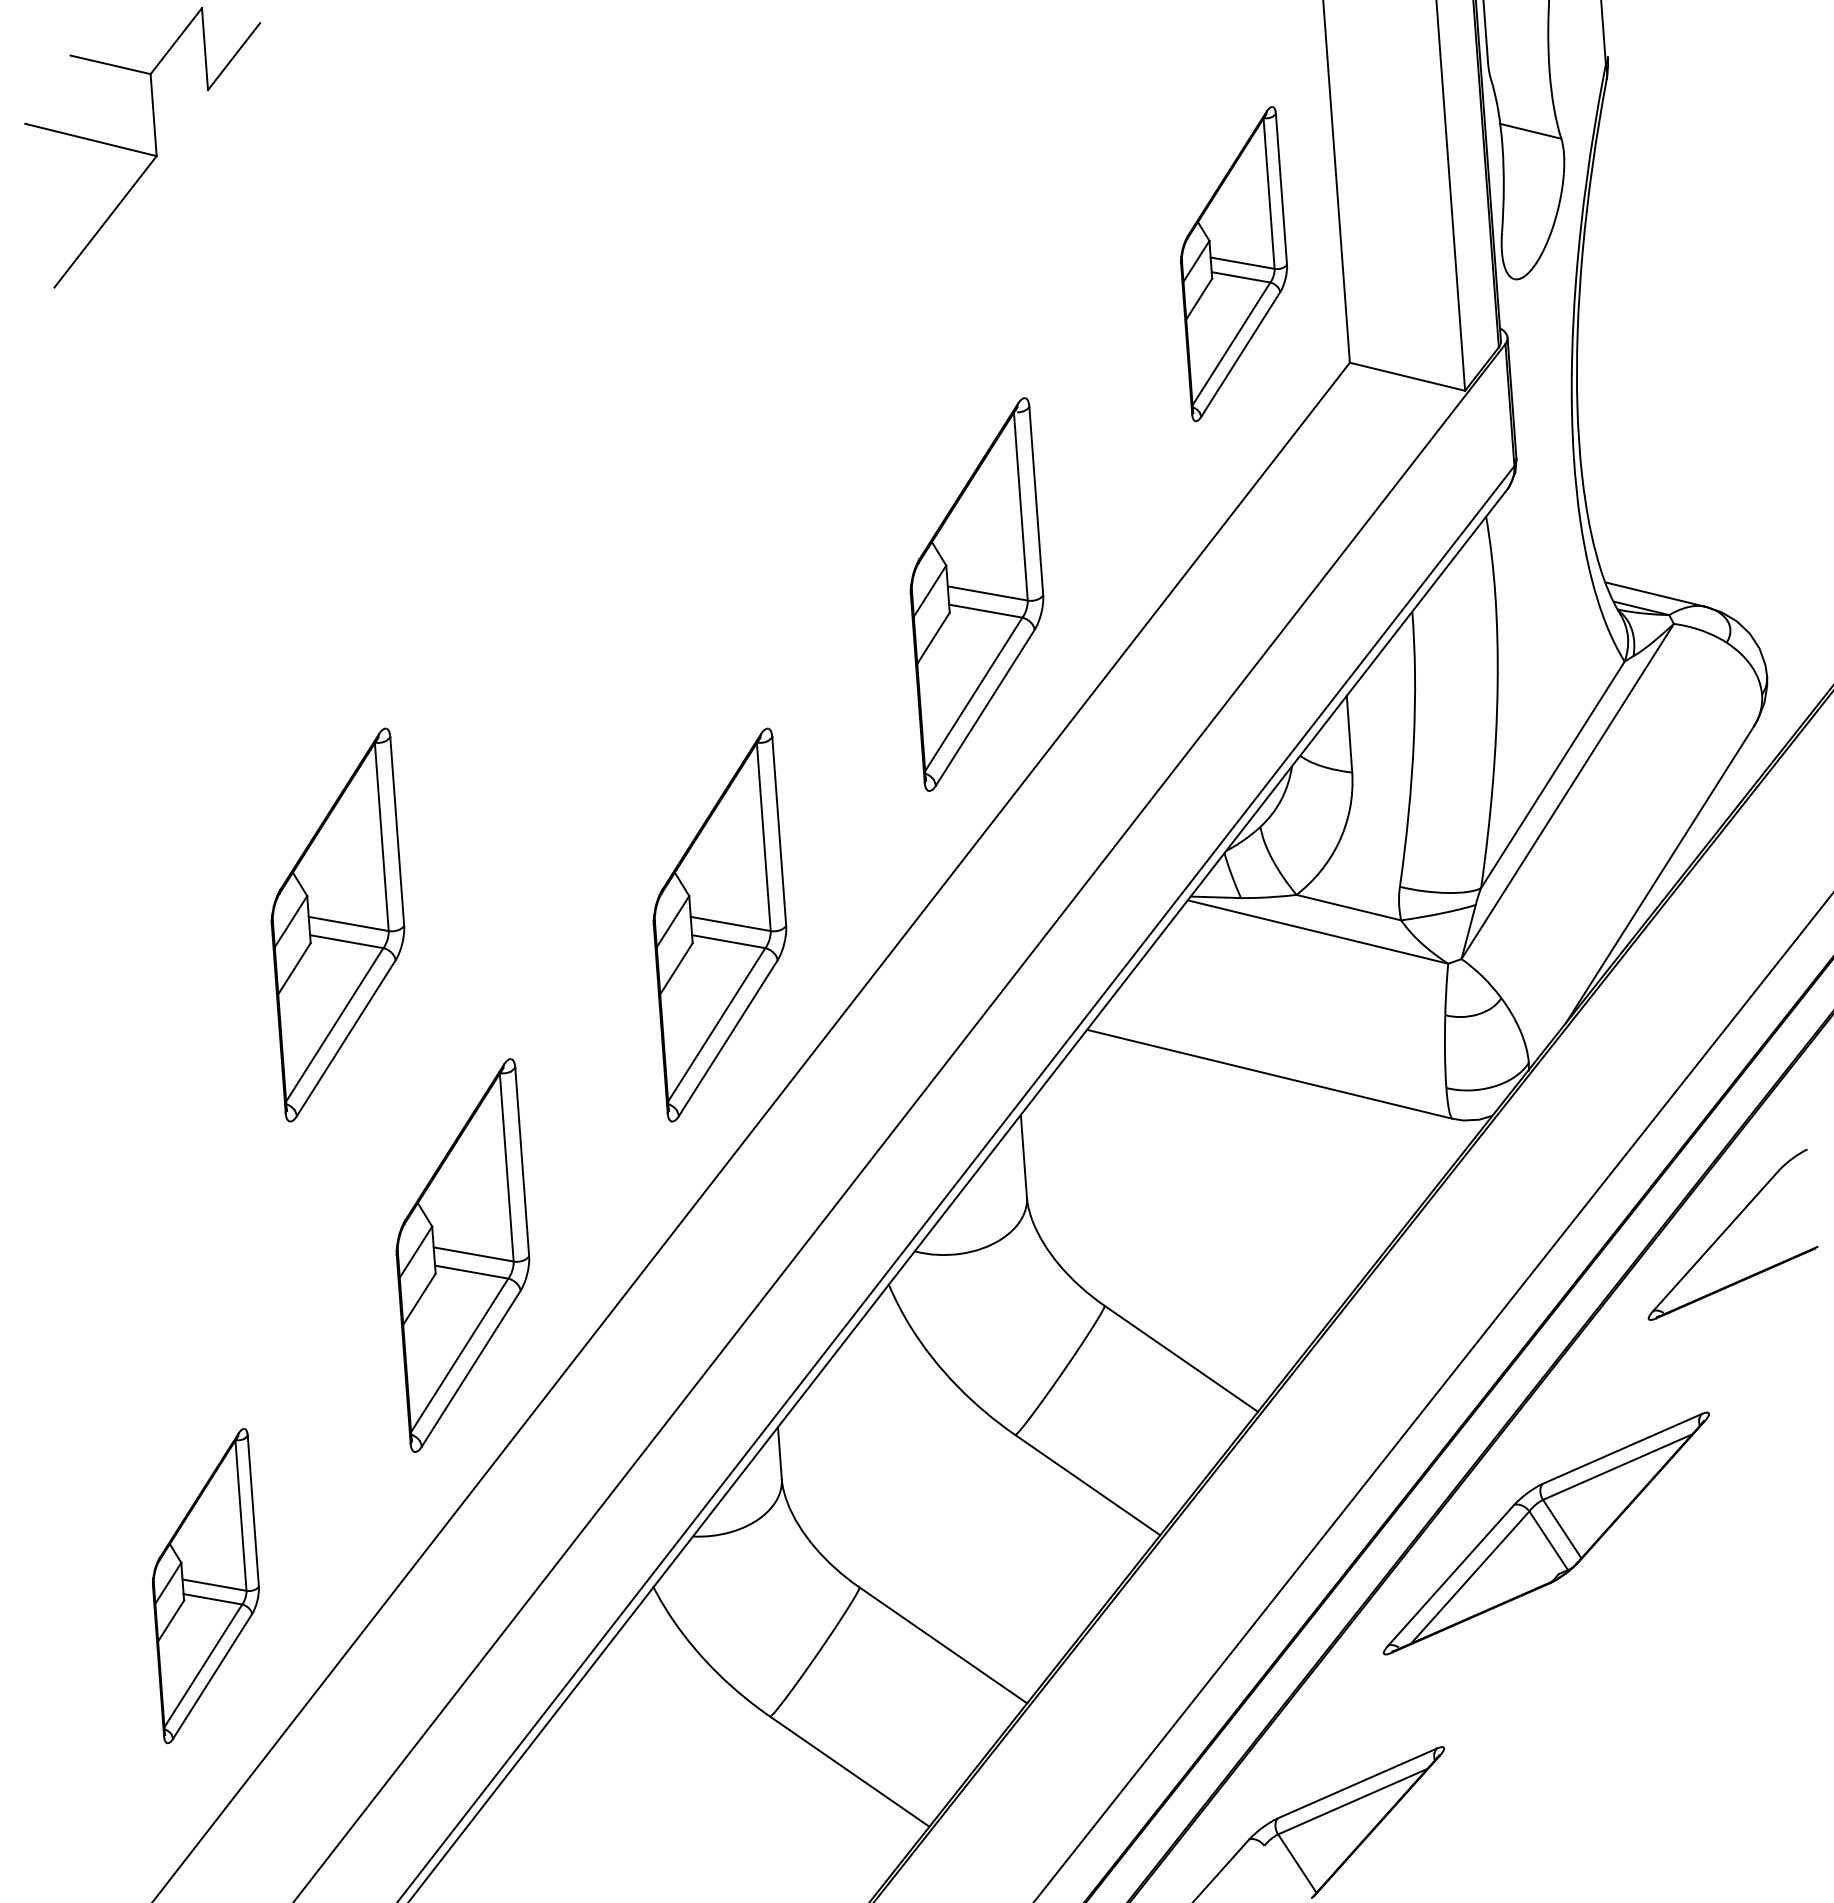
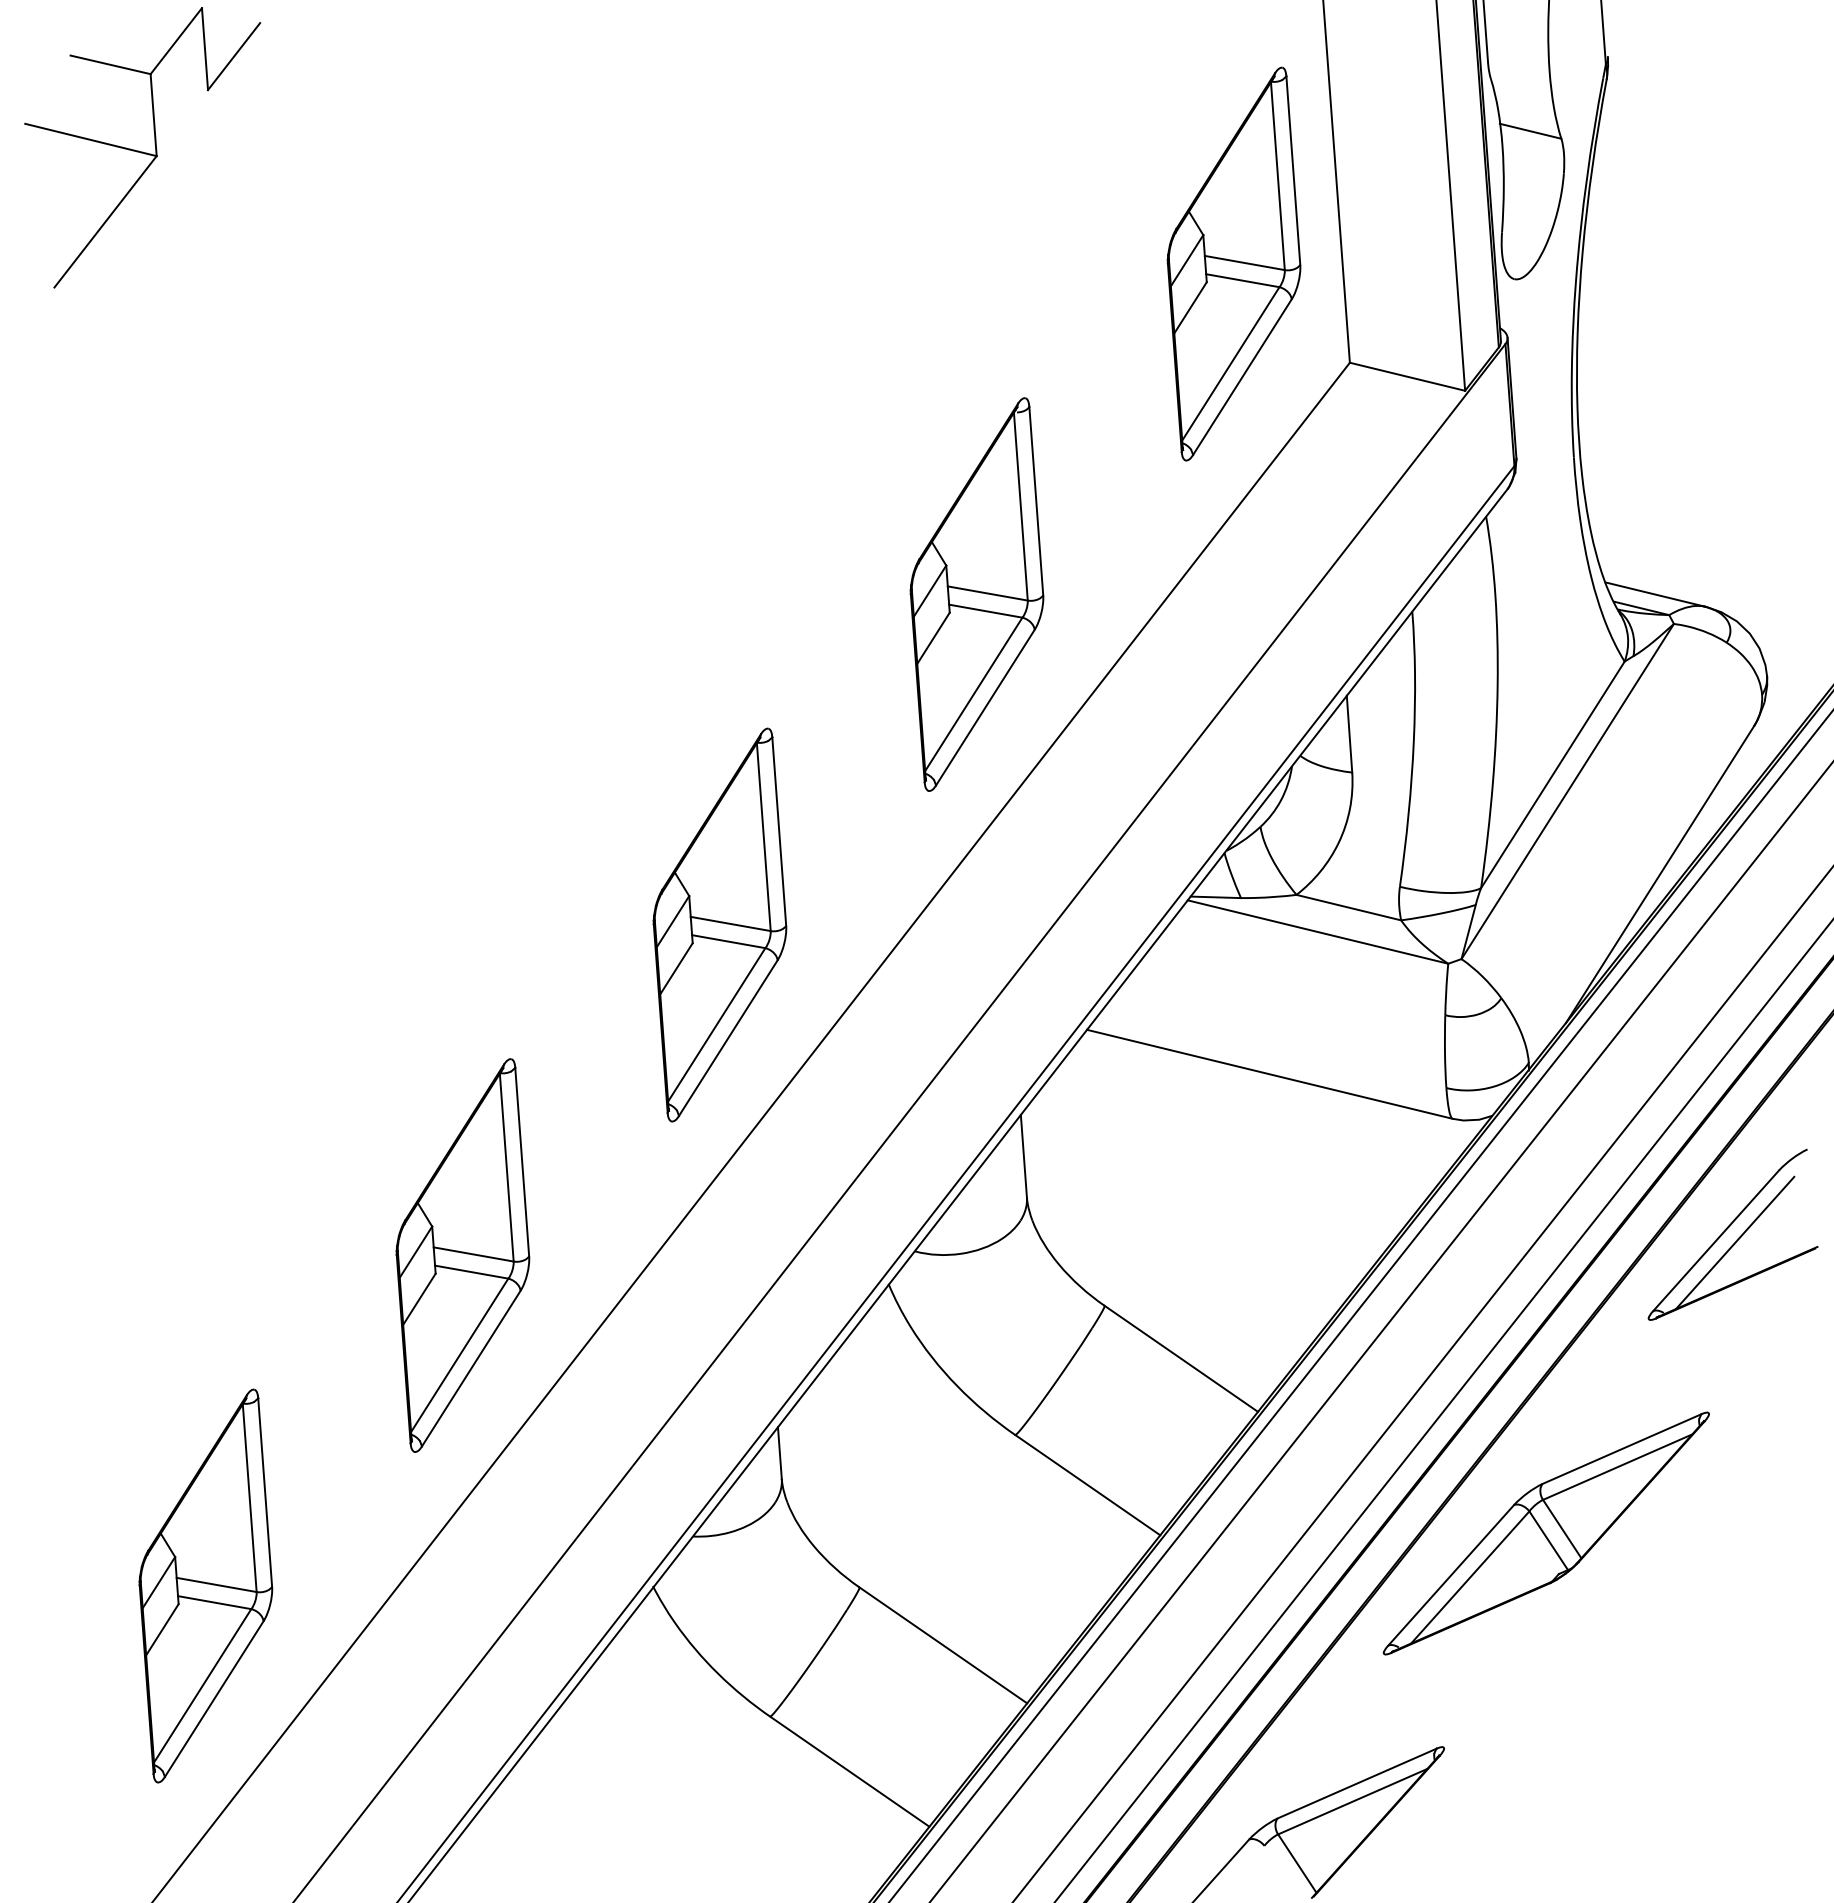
part size: 108x317 px -> 136x396 px (1233, 263)
part: present -> none (337, 924)
line: none -> present (1735, 1242)
line: none -> present (1360, 1306)
line: none -> present (1381, 1332)
line position: (1432, 1397) -> (1422, 1384) (1422, 1384)
line: none -> present (1443, 1410)
part size: 108x317 px -> 136x396 px (205, 1585)
